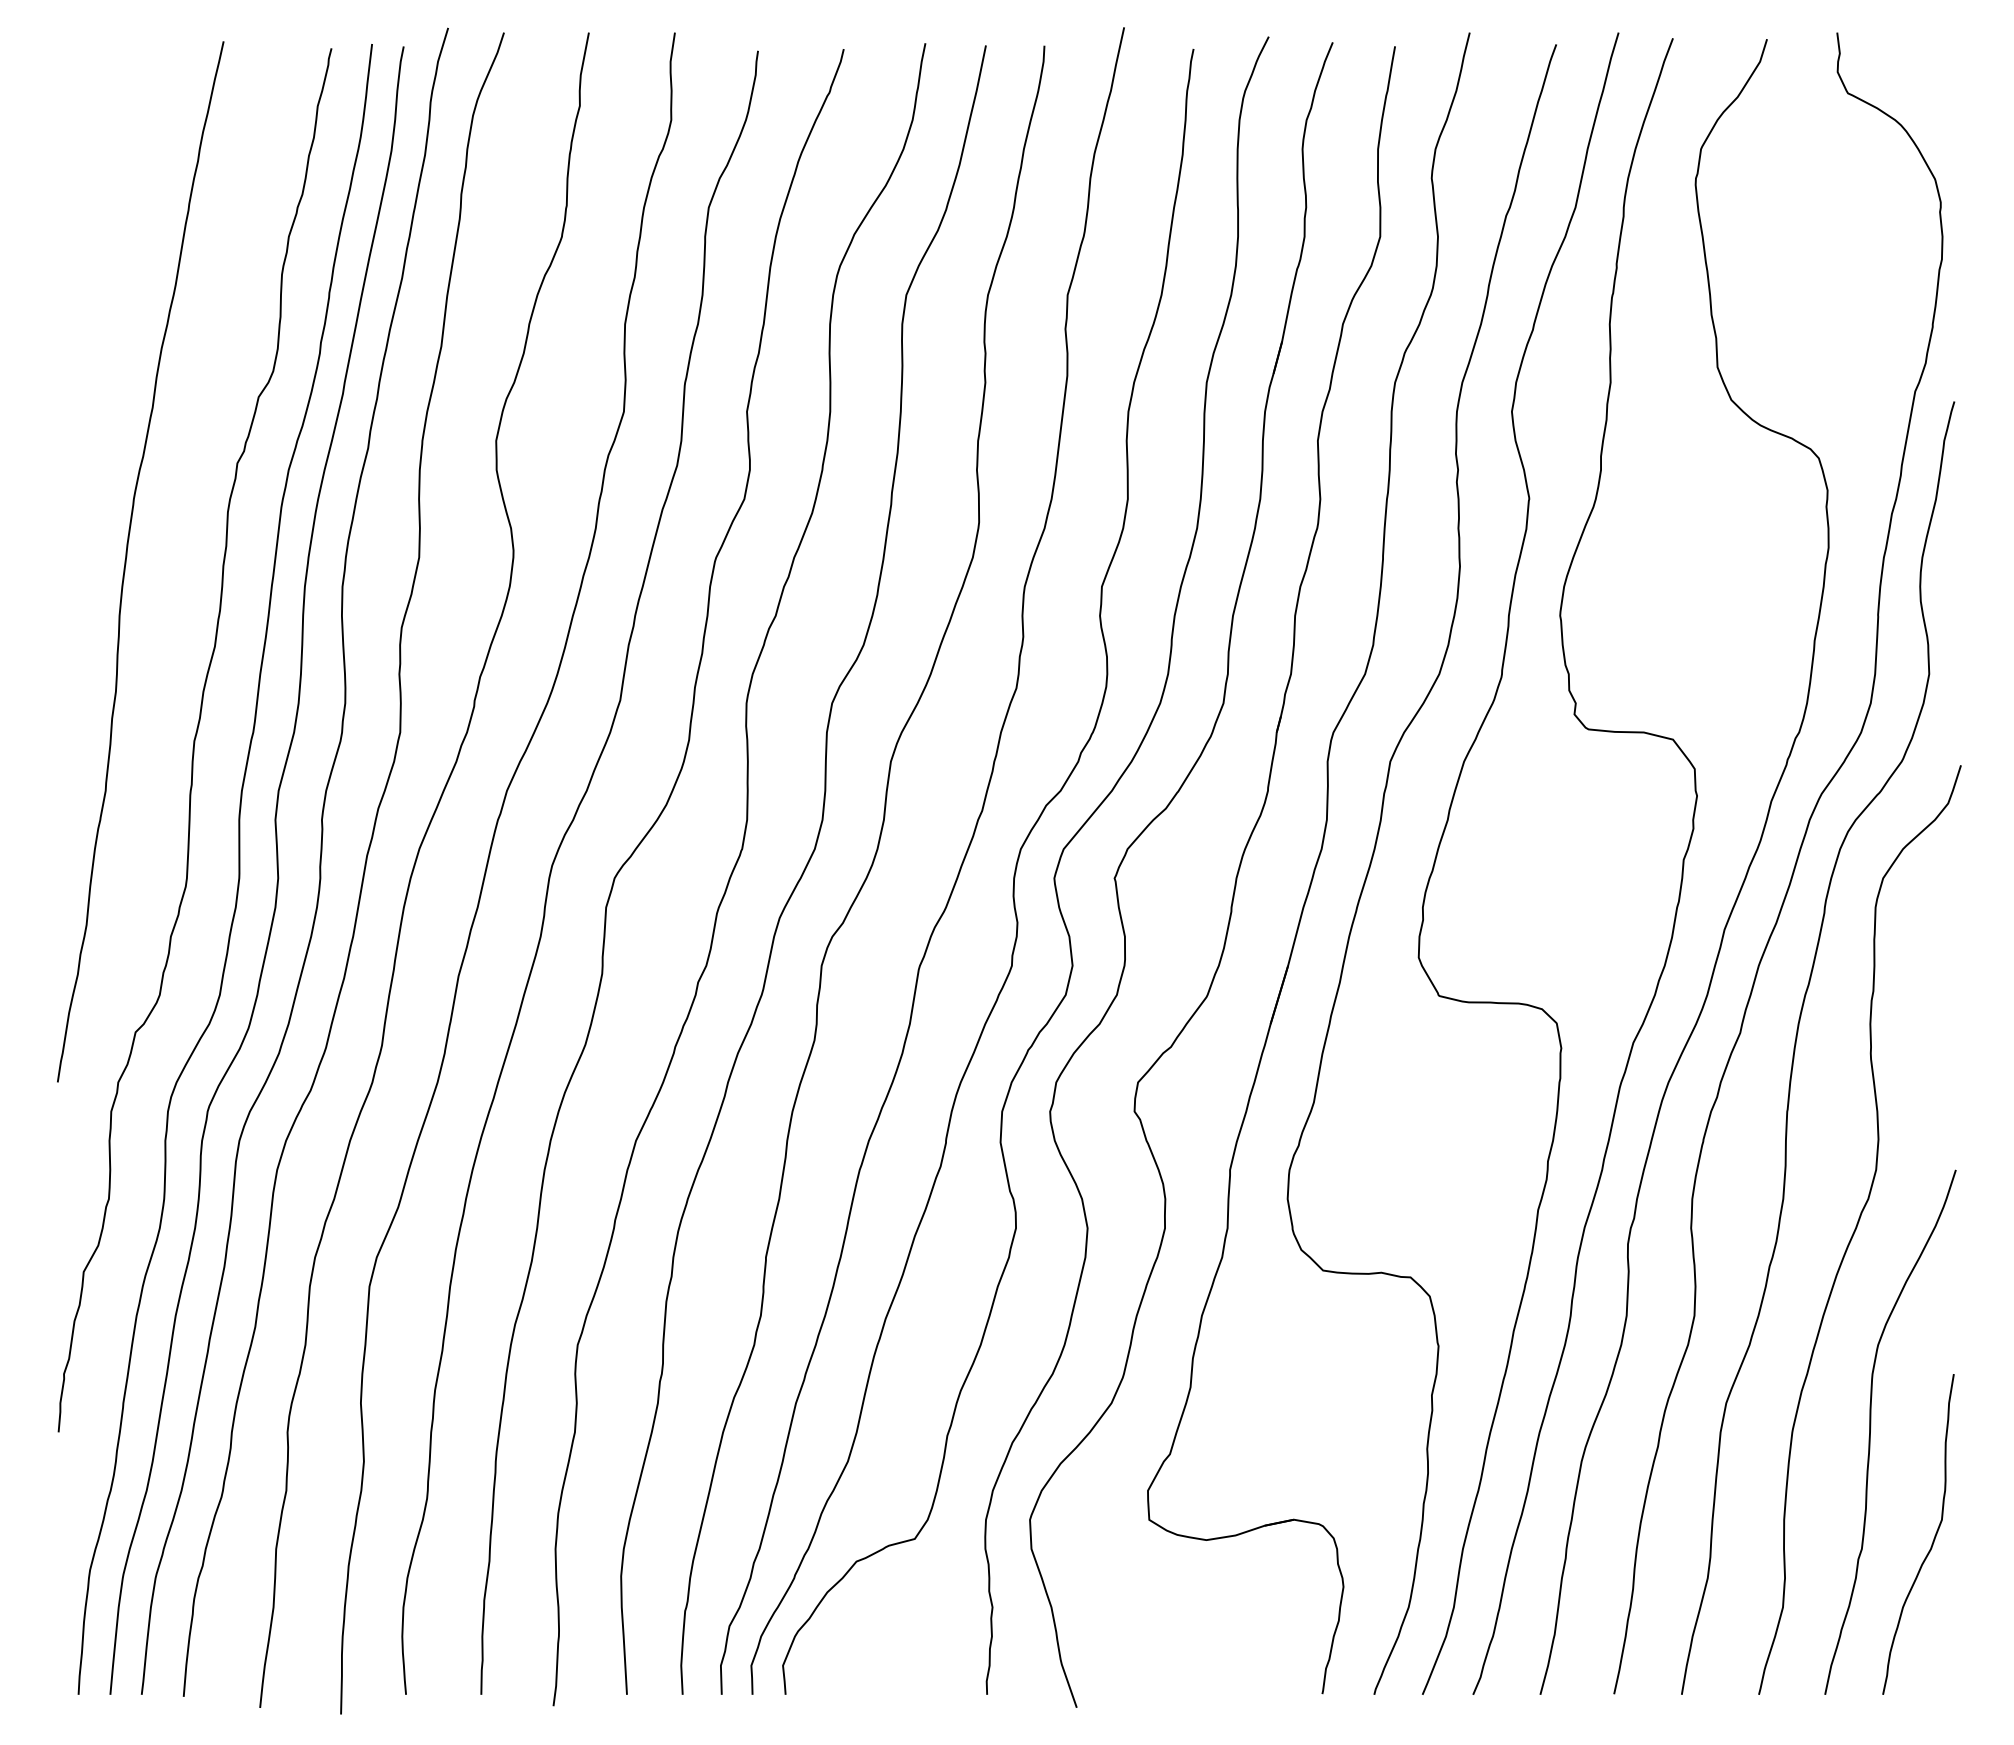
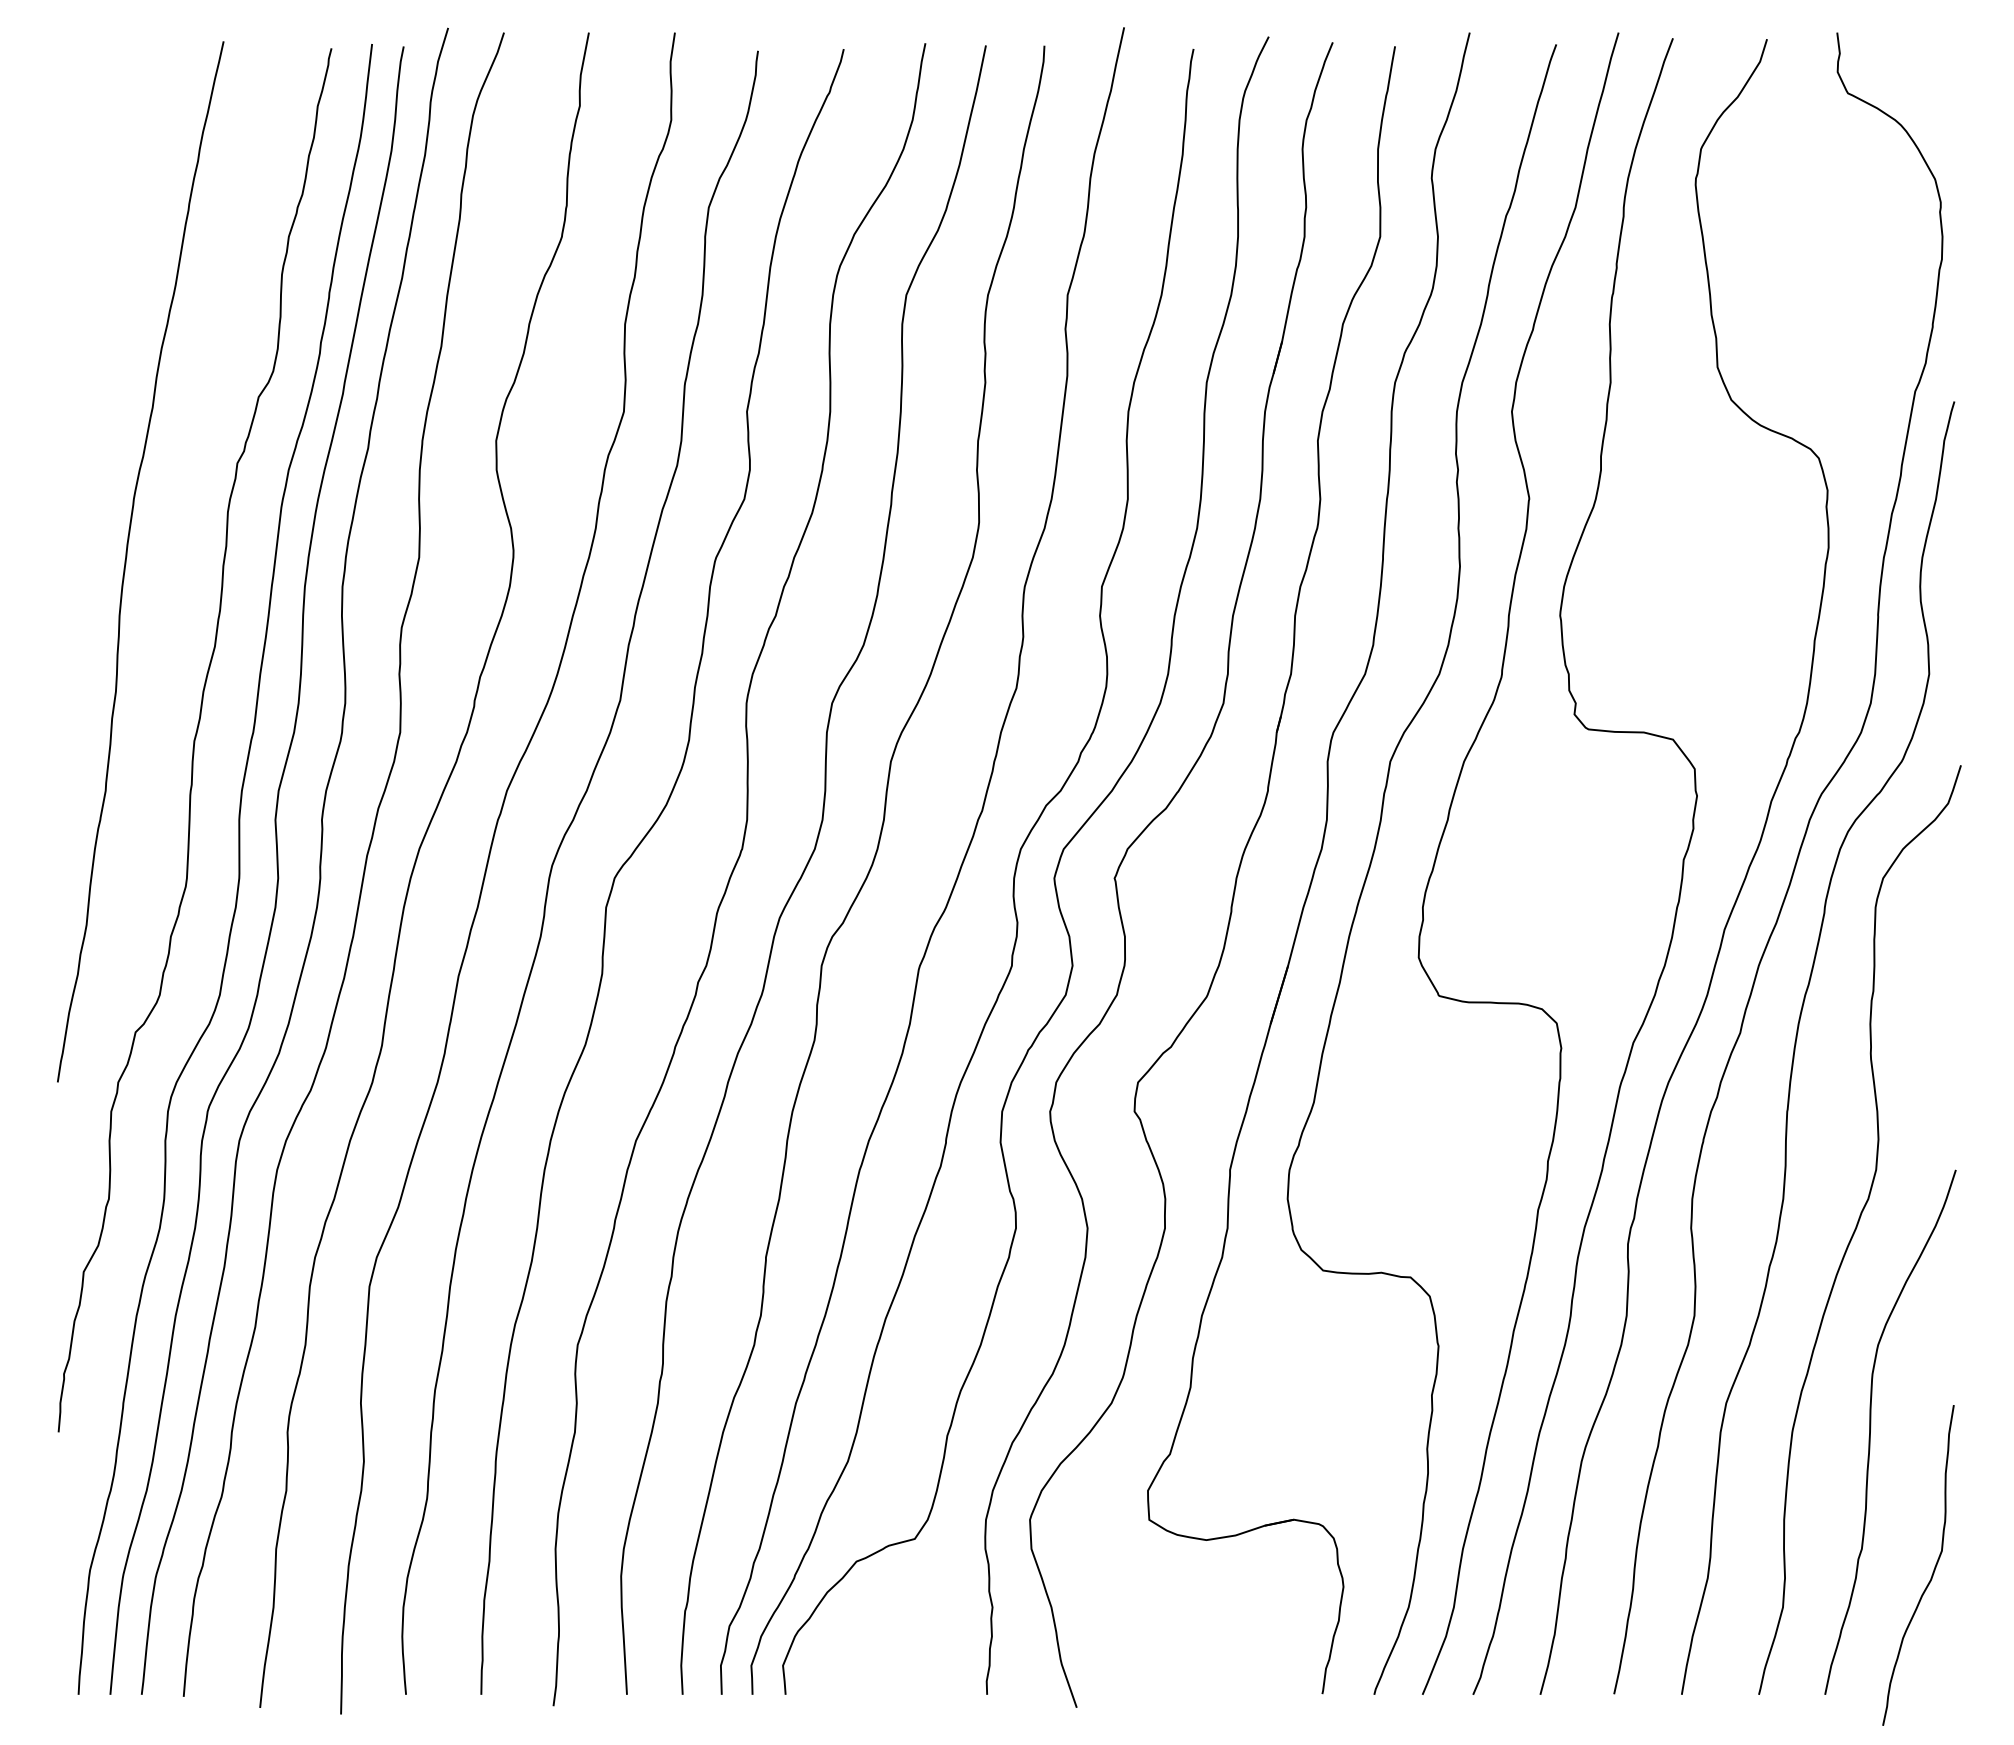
curve position: (1933, 1538) -> (1933, 1569) (1933, 1569)
